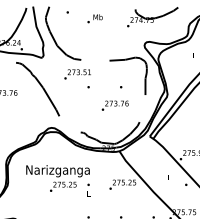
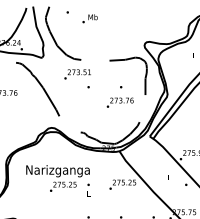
part: present -> none (152, 17)
text position: (94, 18) -> (89, 18) (89, 18)
text position: (114, 105) -> (119, 102) (119, 102)
